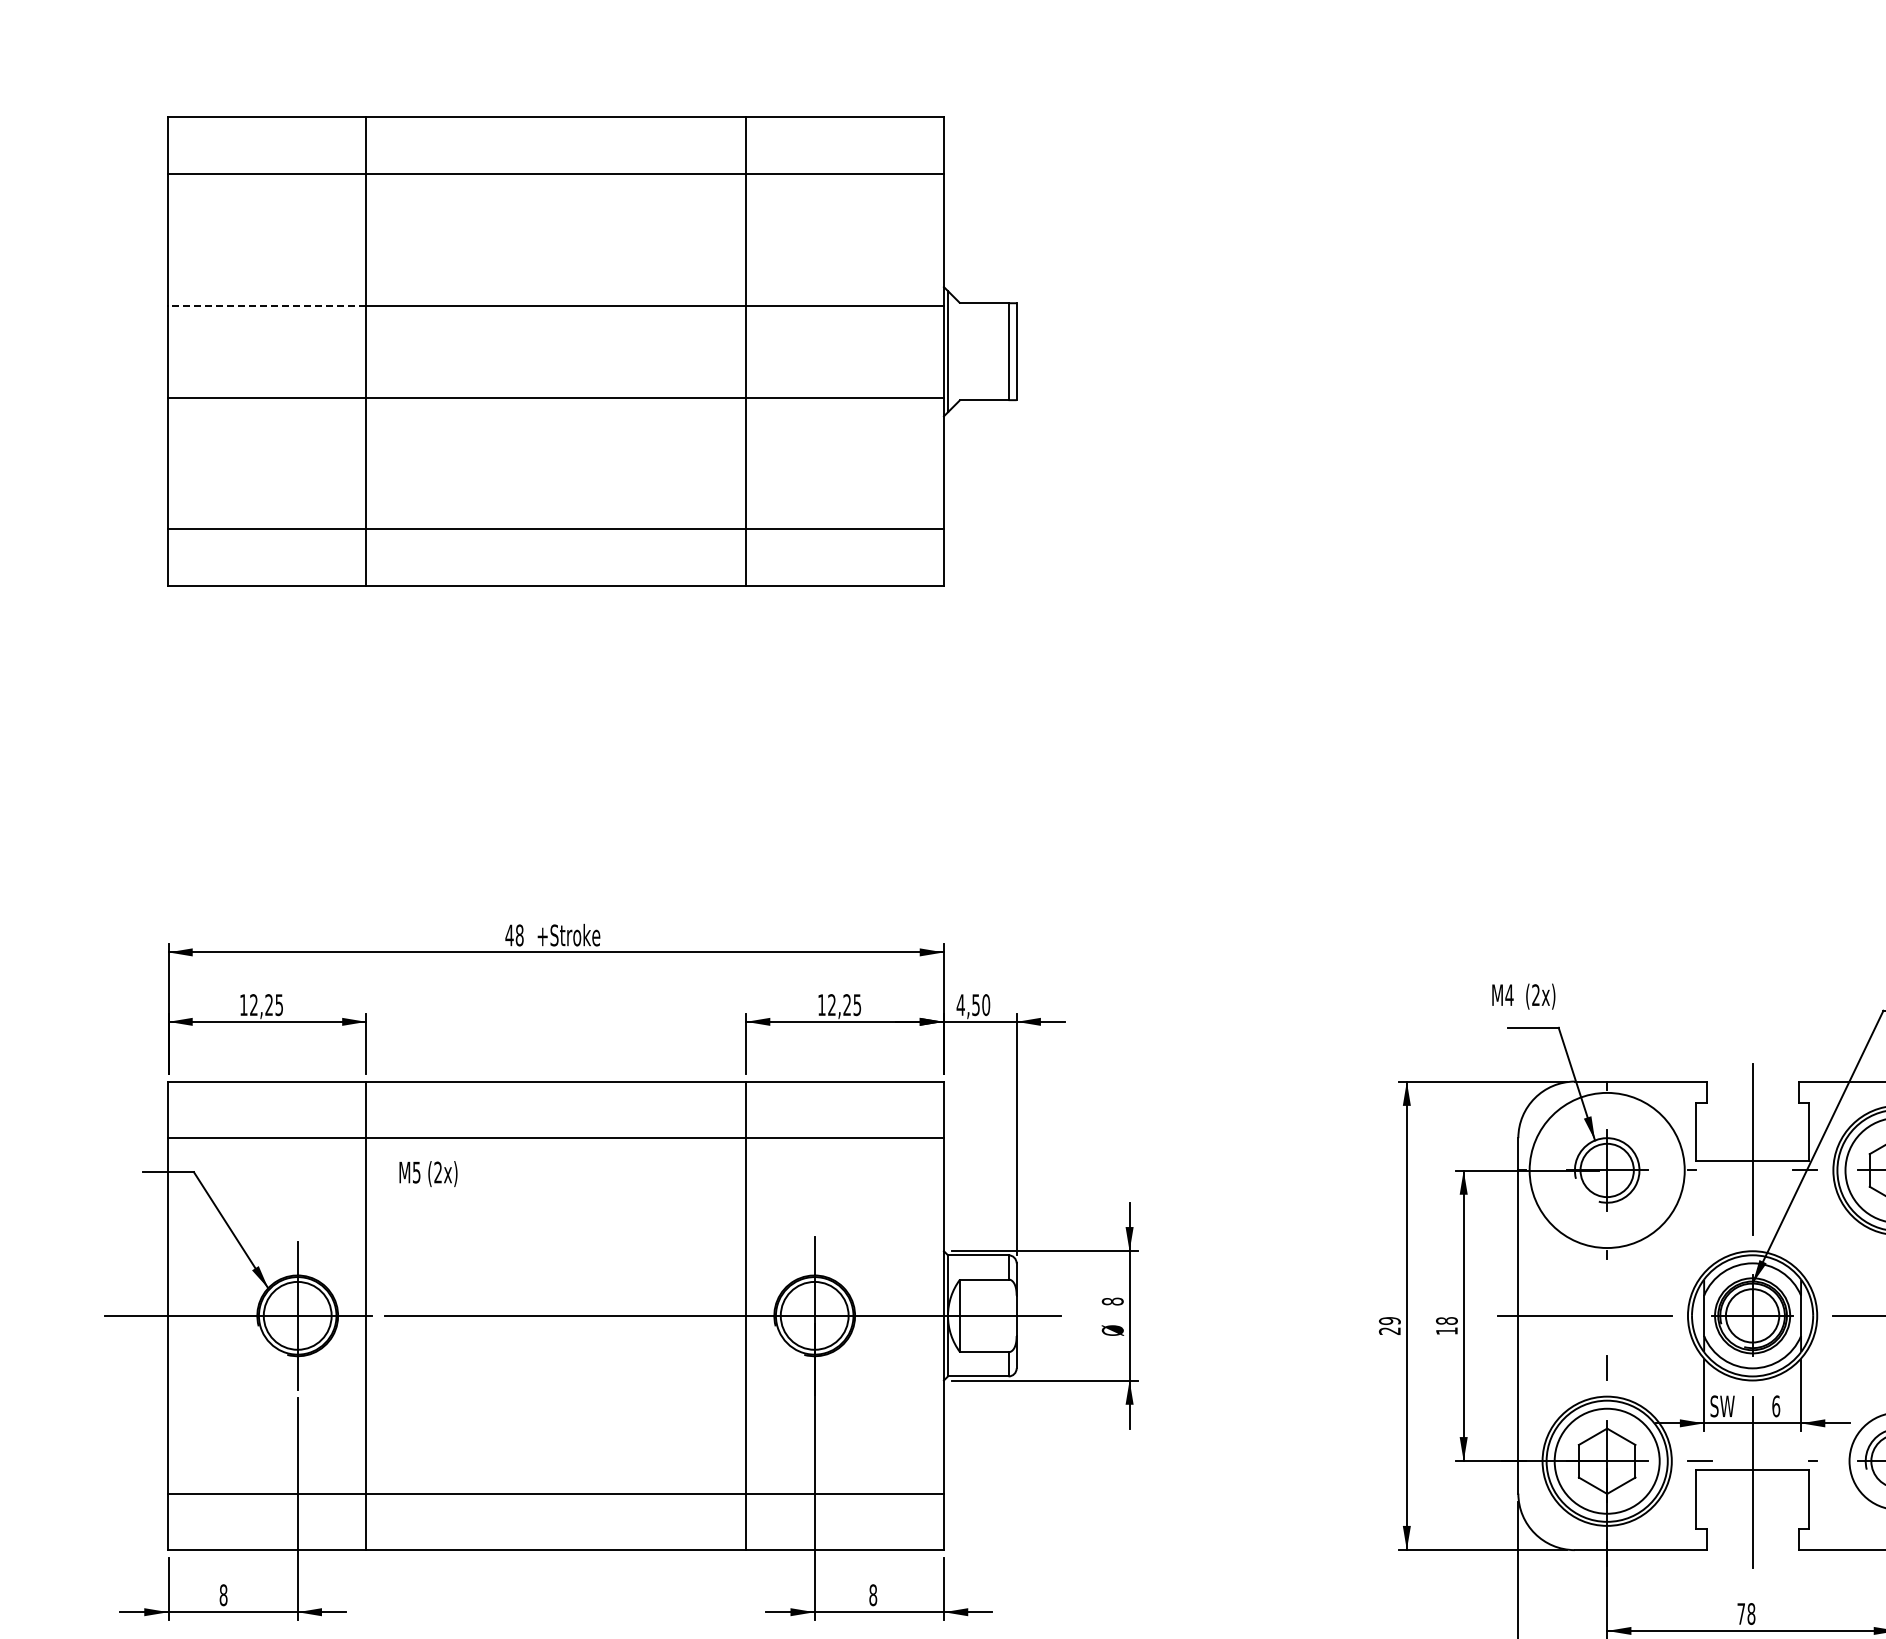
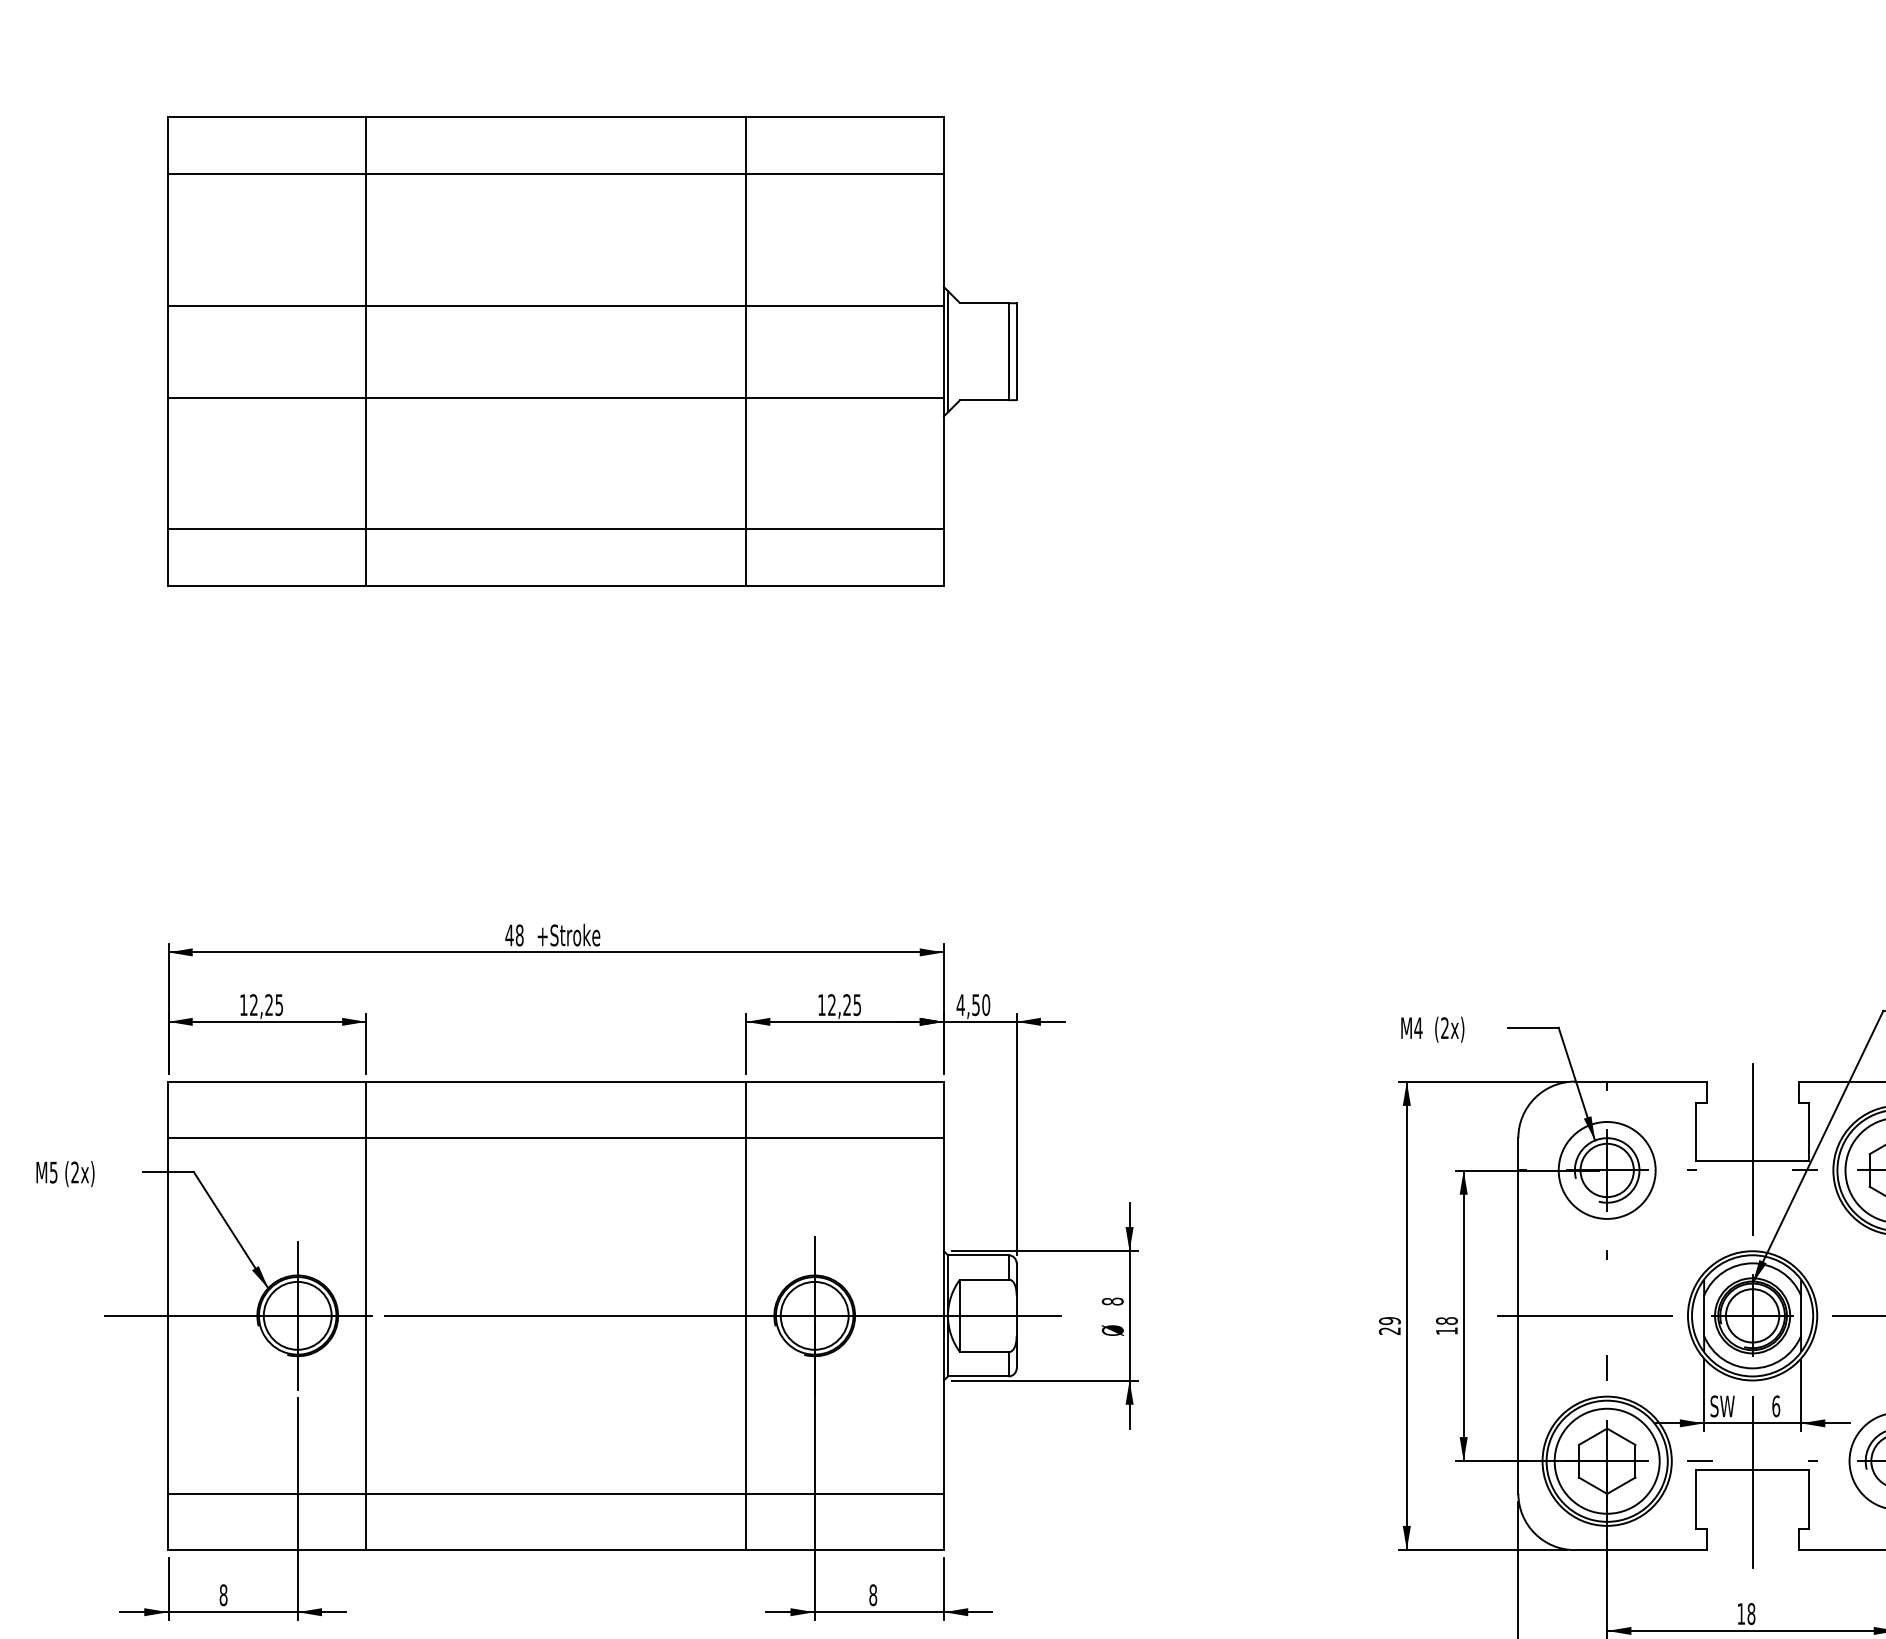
line: dashed -> solid (267, 305)
text position: (1523, 996) -> (1432, 1029) (1432, 1029)
circle diameter: 155 px -> 97 px (1606, 1170)
text position: (428, 1174) -> (65, 1174) (65, 1174)
text: 78 -> 18 (1740, 1613)
